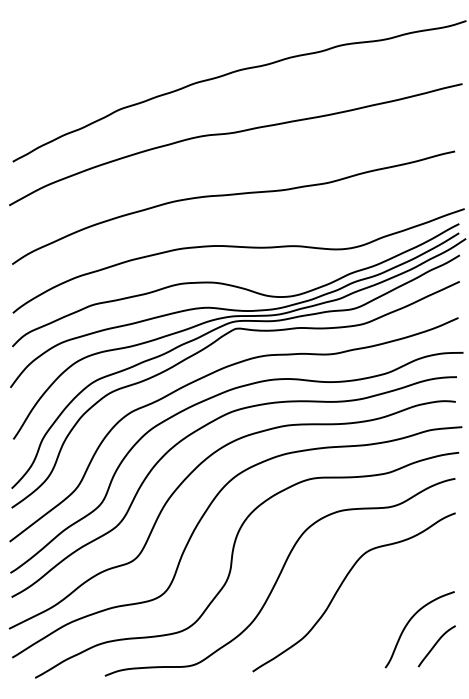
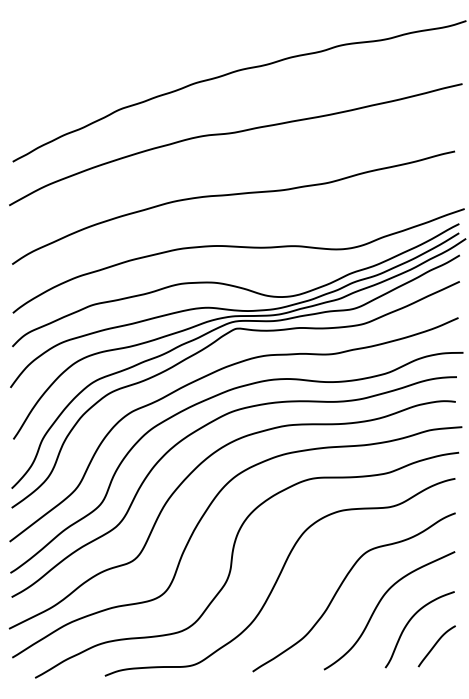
curve: none -> present (379, 604)
